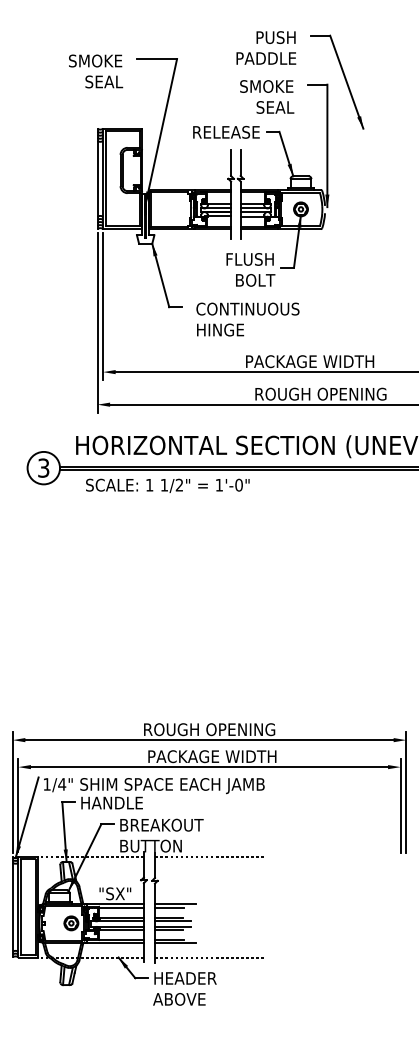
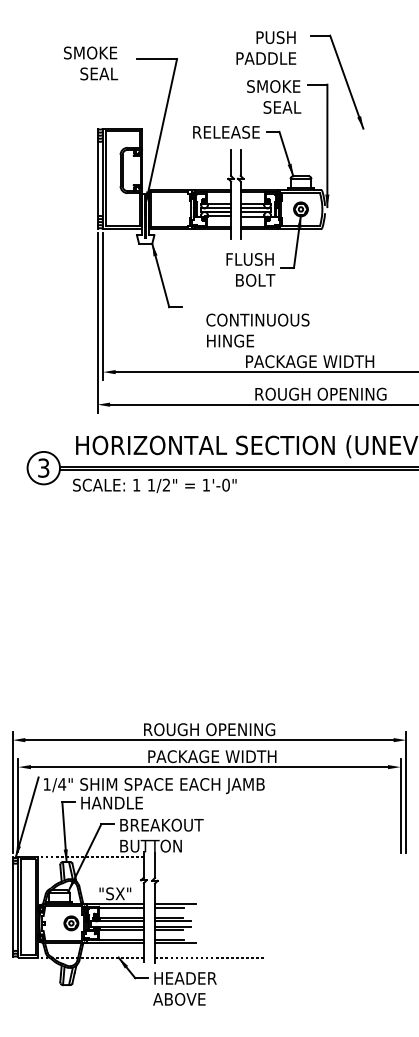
text position: (96, 71) -> (91, 63) (91, 63)
text position: (267, 96) -> (274, 96) (274, 96)
text position: (247, 319) -> (257, 330) (257, 330)
text position: (167, 485) -> (154, 485) (154, 485)
line: present -> none (208, 857)
